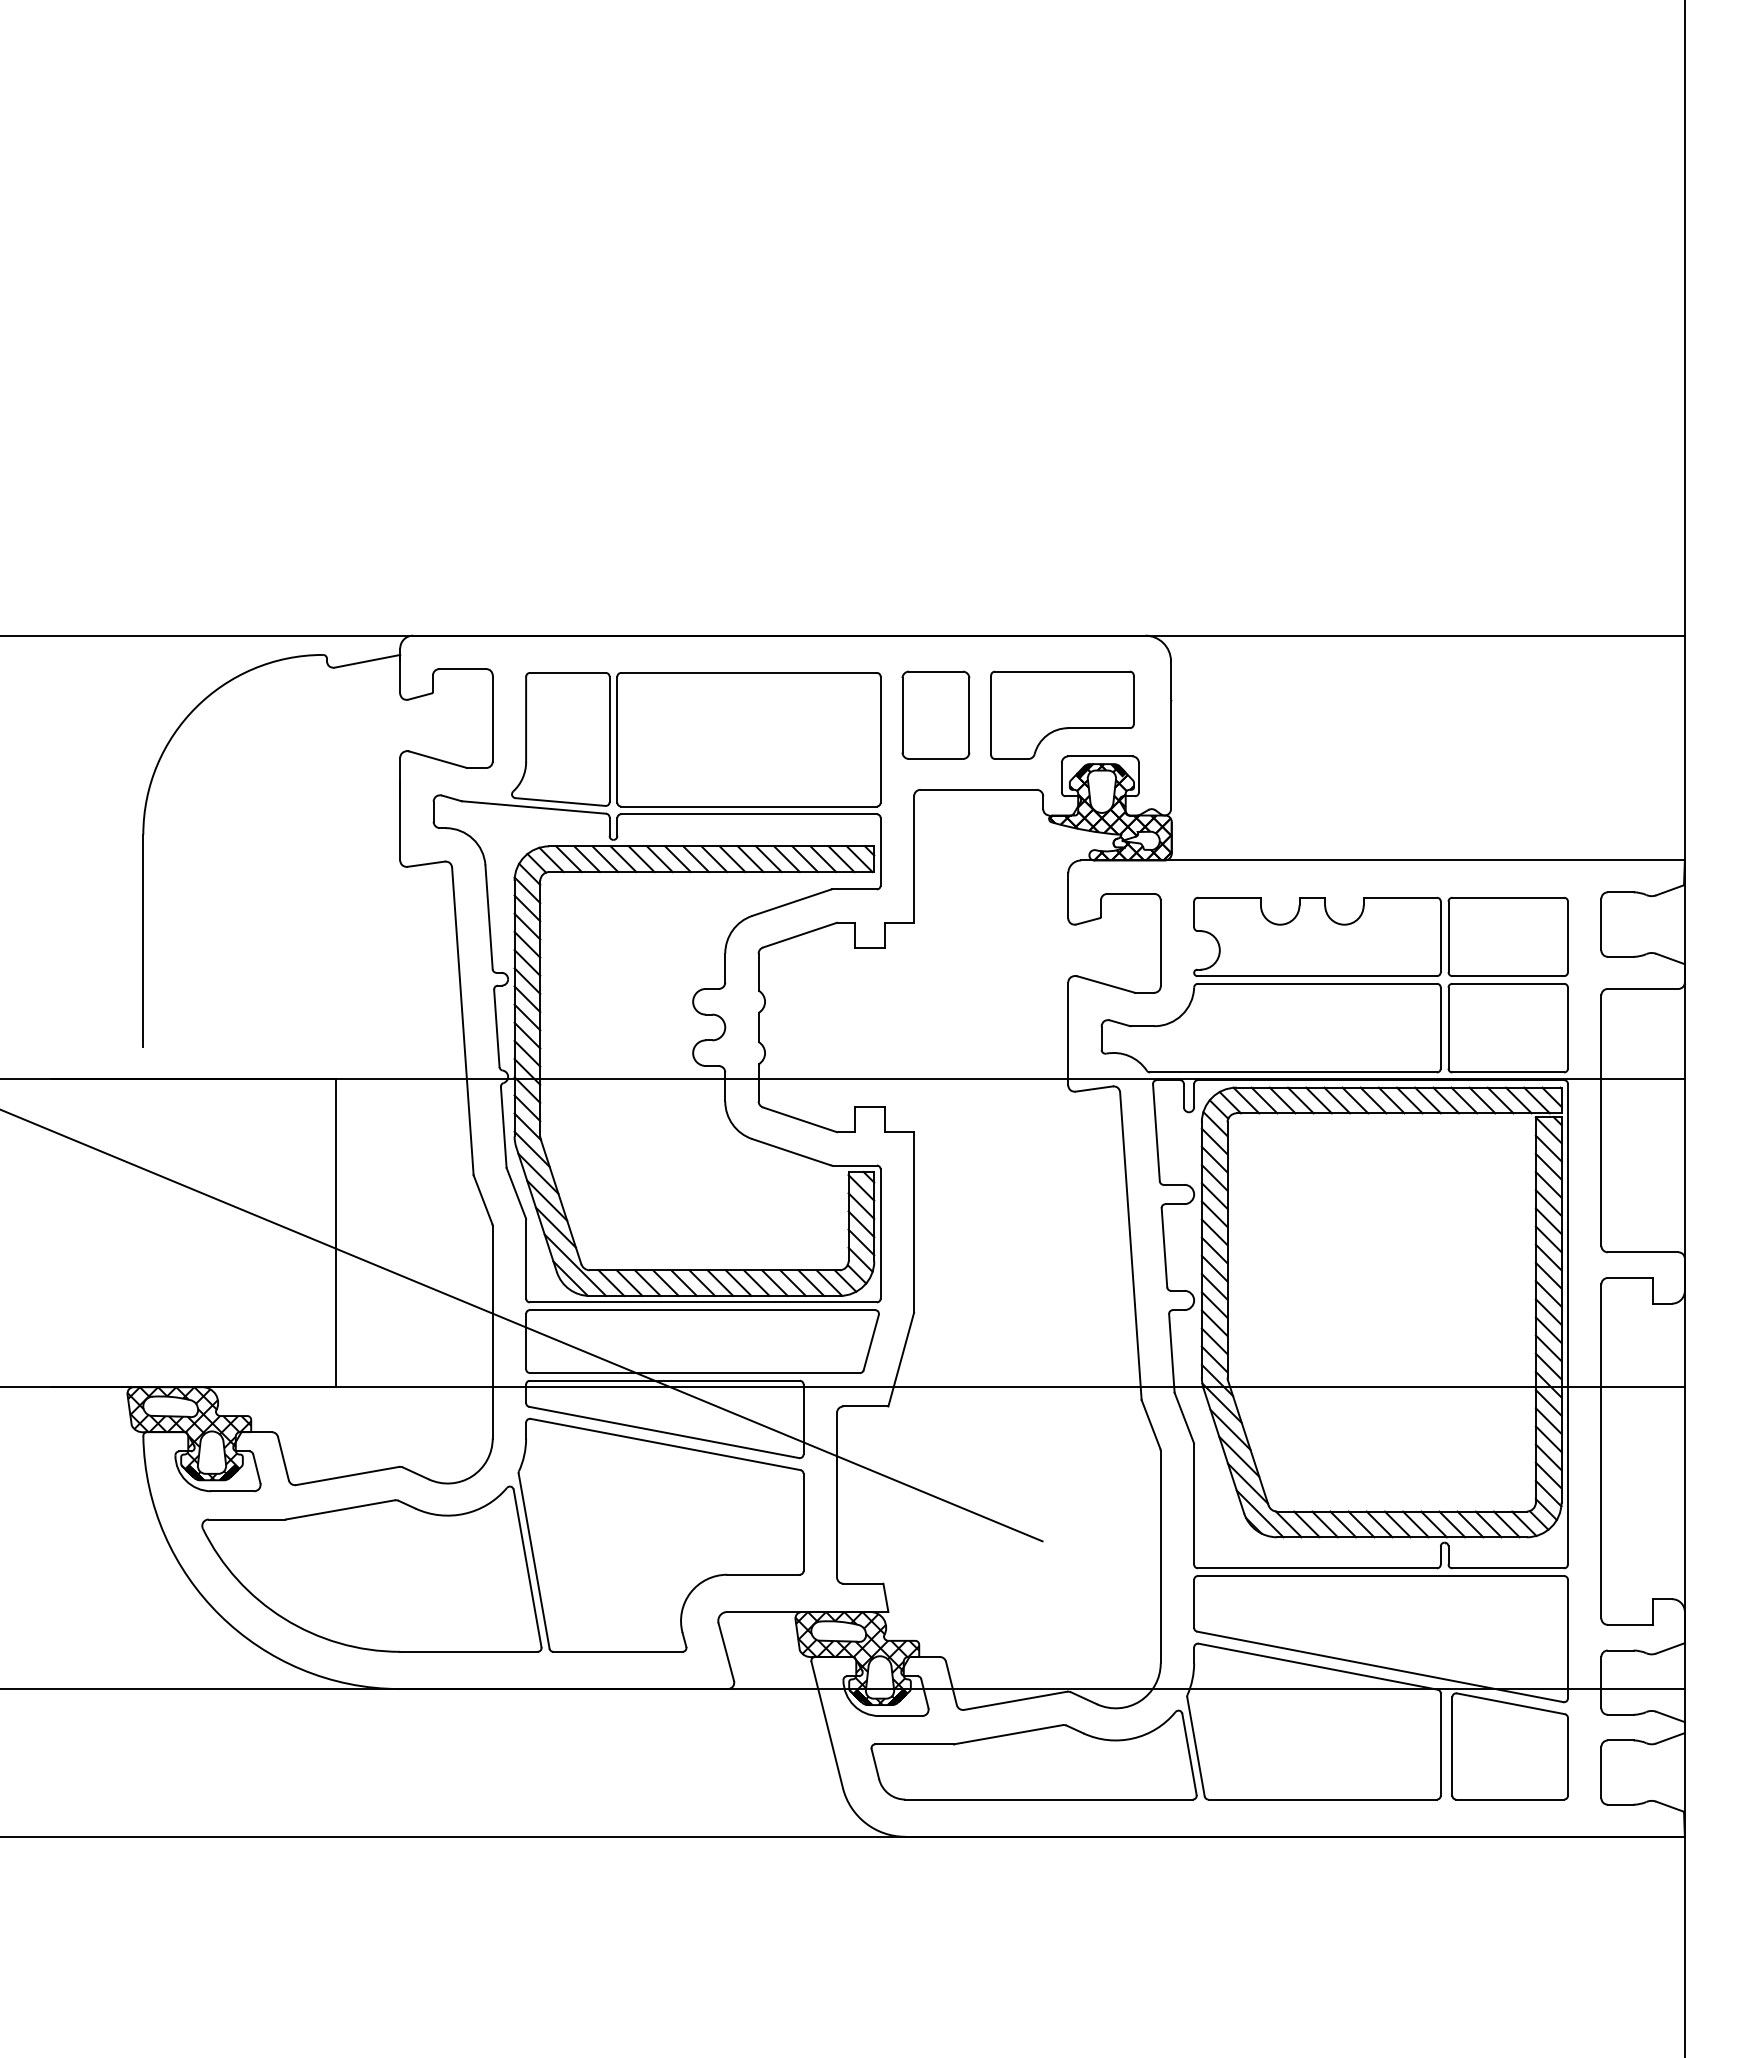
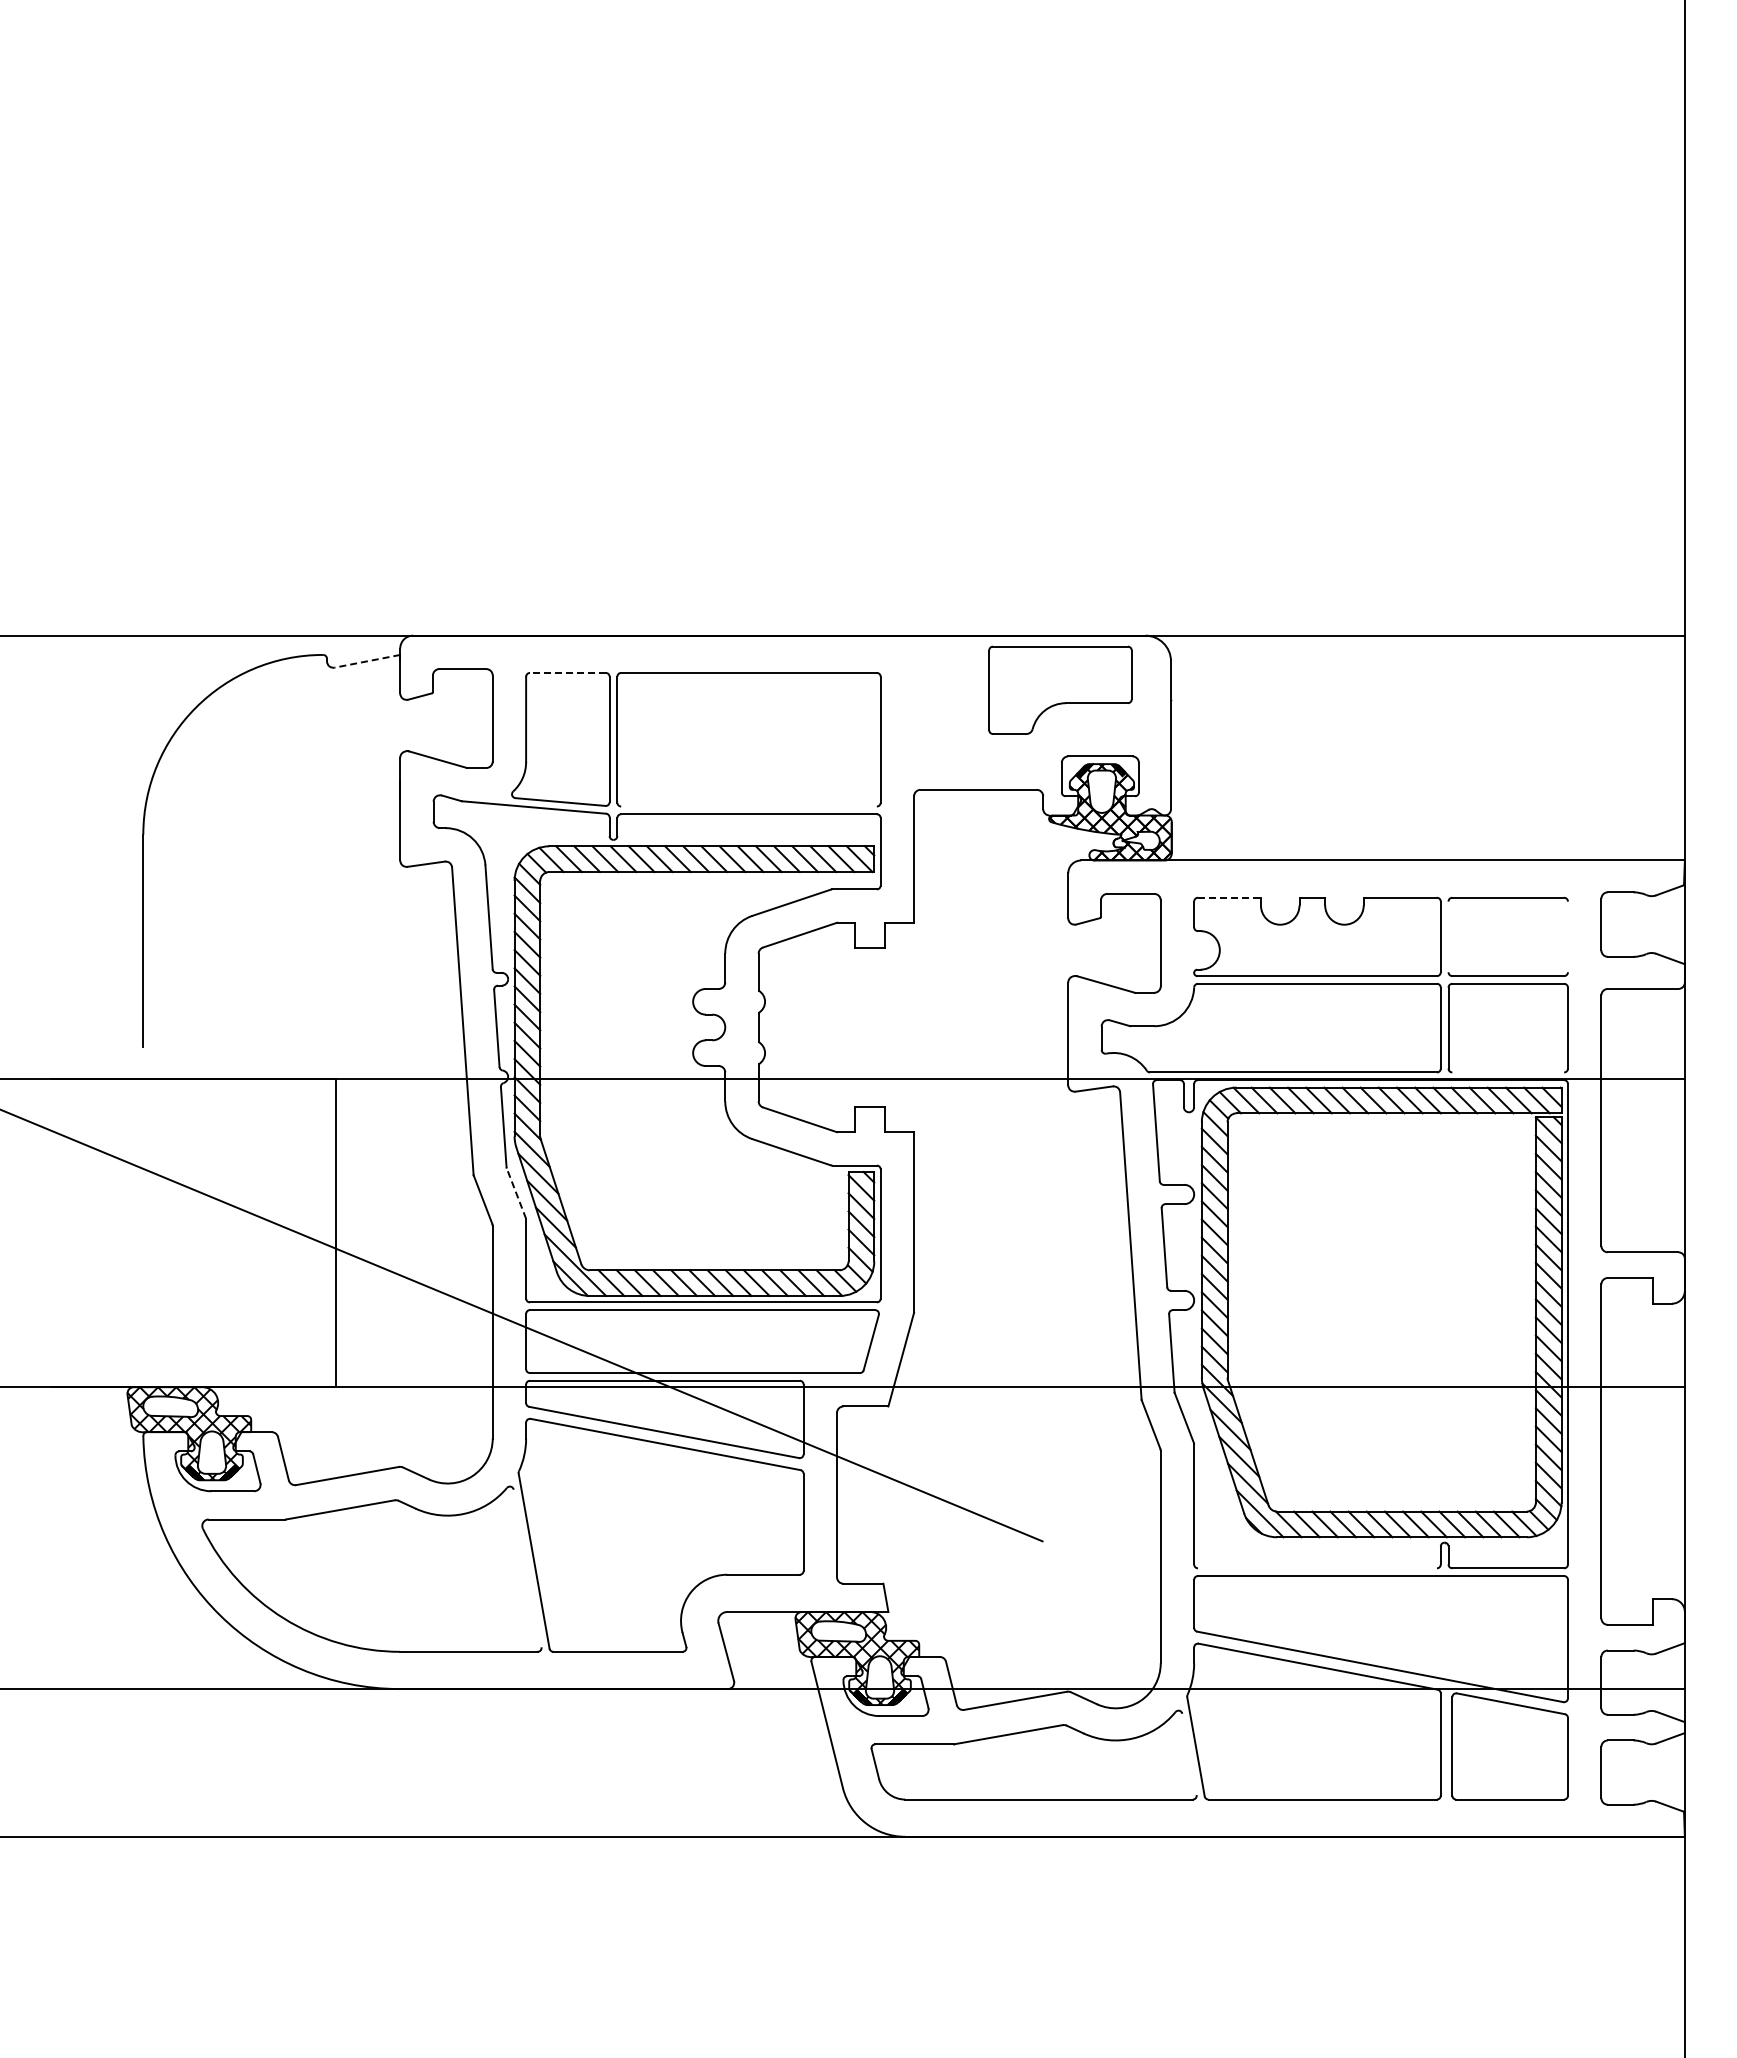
line: solid -> dashed (366, 661)
line: solid -> dashed (567, 672)
part: present -> none (935, 714)
part position: (1062, 714) -> (1060, 689) (1060, 689)
line: present -> none (748, 806)
line: solid -> dashed (1229, 897)
line: present -> none (1448, 936)
line: present -> none (1567, 936)
line: present -> none (1508, 1072)
line: solid -> dashed (516, 1193)
line: present -> none (527, 1568)
line: present -> none (1317, 1568)
line: present -> none (1189, 1754)
